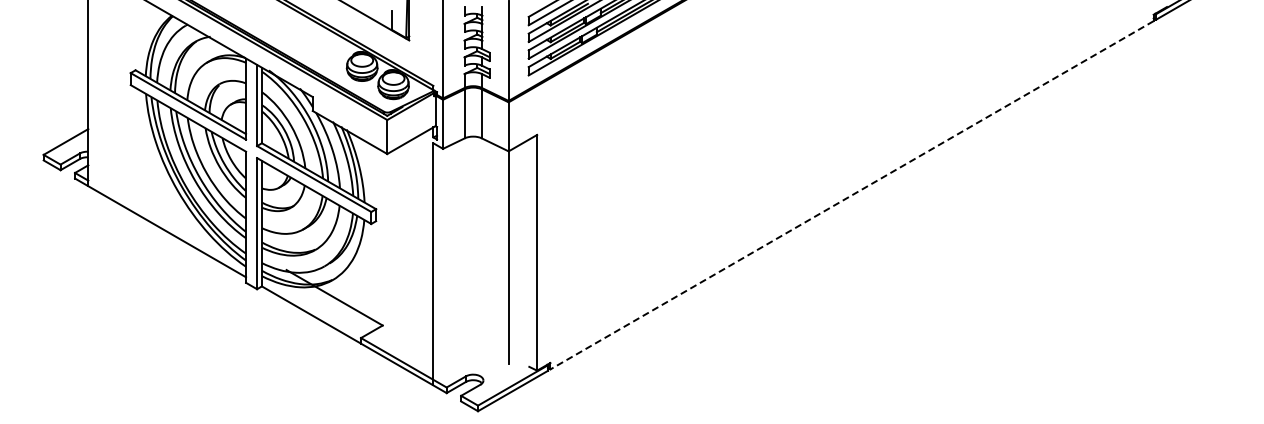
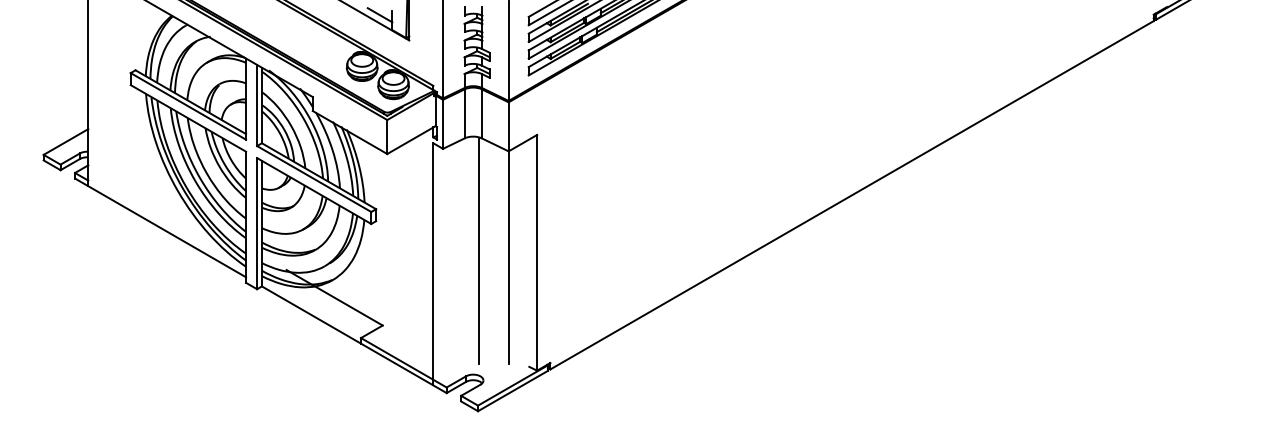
line: none -> present (379, 15)
line: dashed -> solid (851, 195)
line: none -> present (478, 250)
